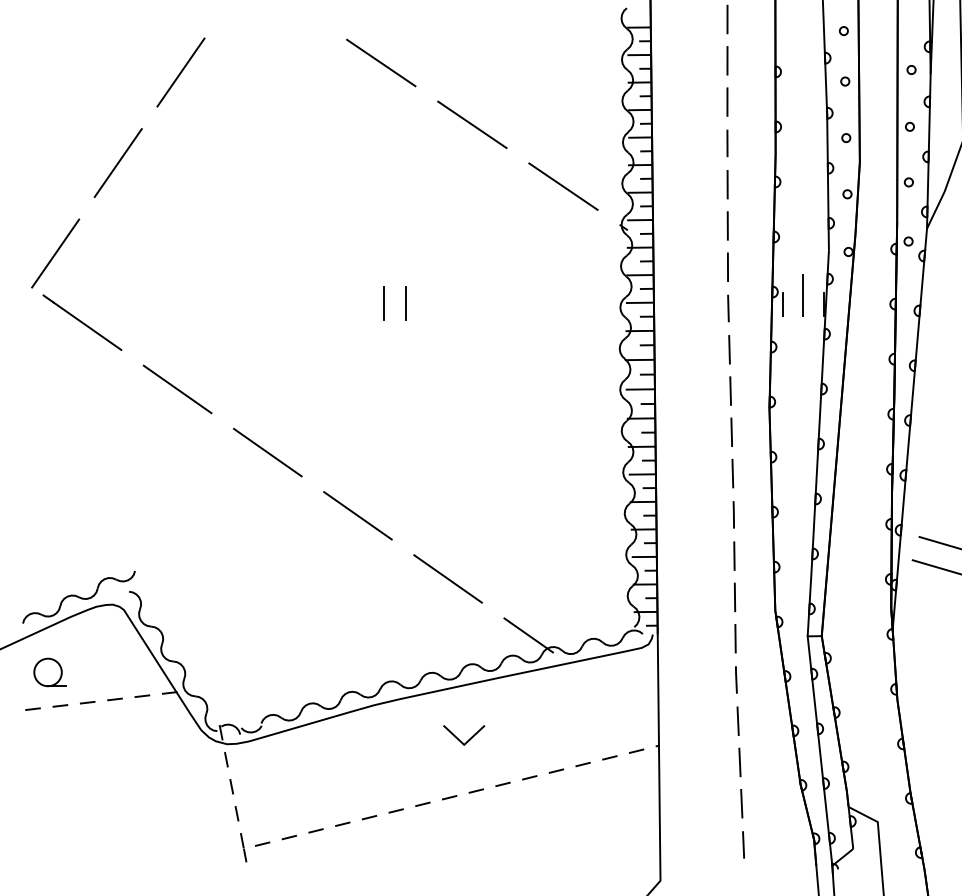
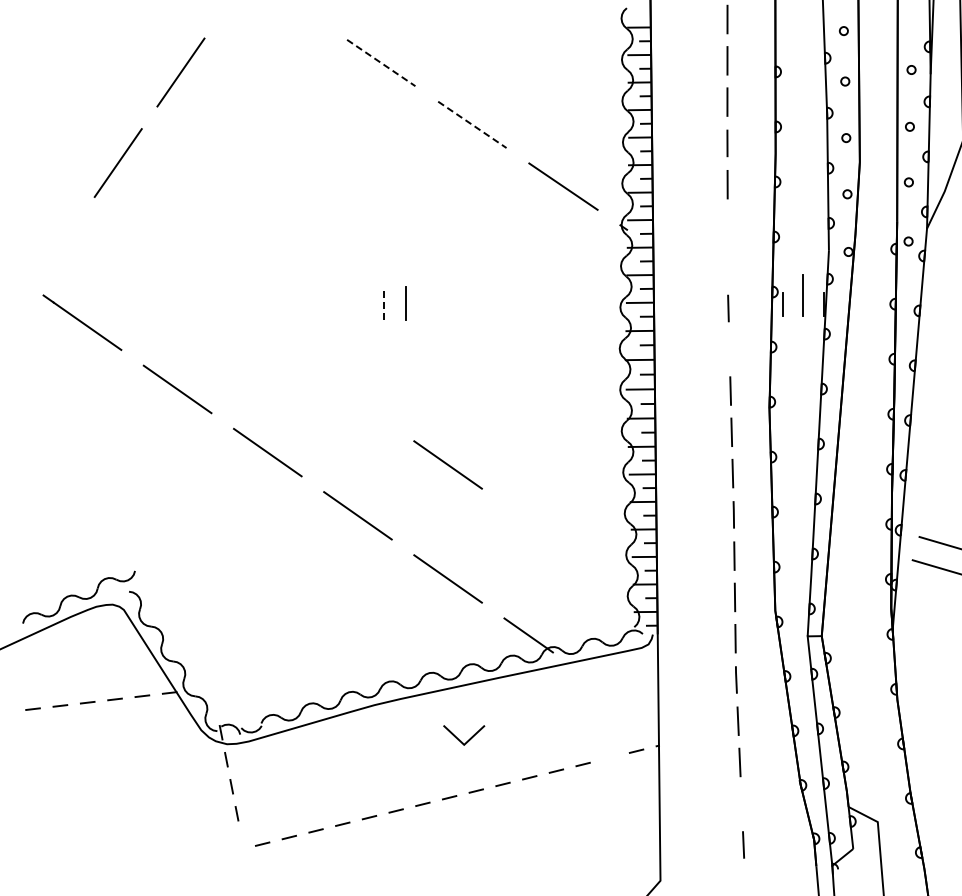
line: solid -> dashed (381, 63)
line: solid -> dashed (472, 125)
line: present -> none (727, 225)
line: present -> none (55, 253)
line: present -> none (727, 267)
line: solid -> dashed (384, 303)
line: present -> none (729, 349)
line: none -> present (447, 464)
part: present -> none (49, 672)
line: present -> none (609, 757)
line: present -> none (741, 803)
line: present -> none (243, 847)
